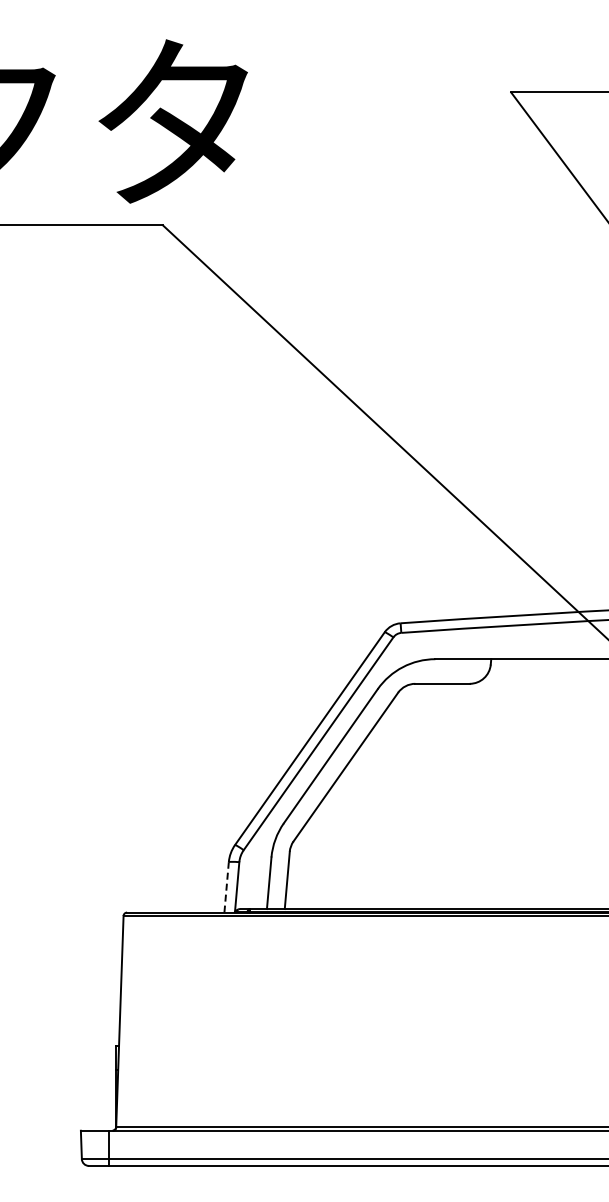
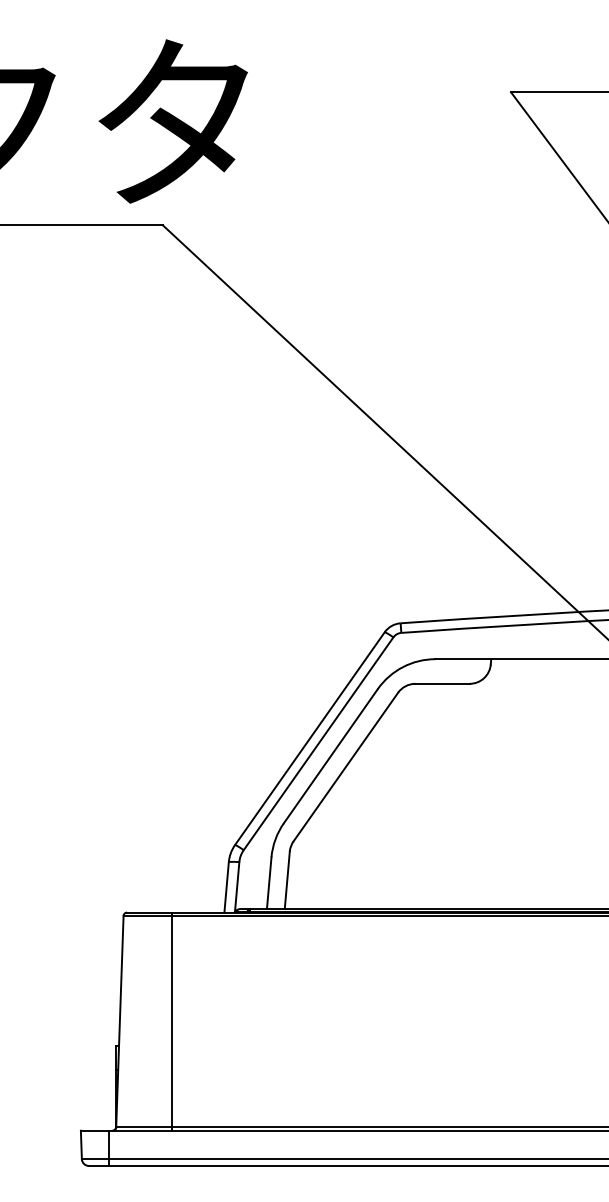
line: dashed -> solid (226, 886)
line: none -> present (172, 1021)
